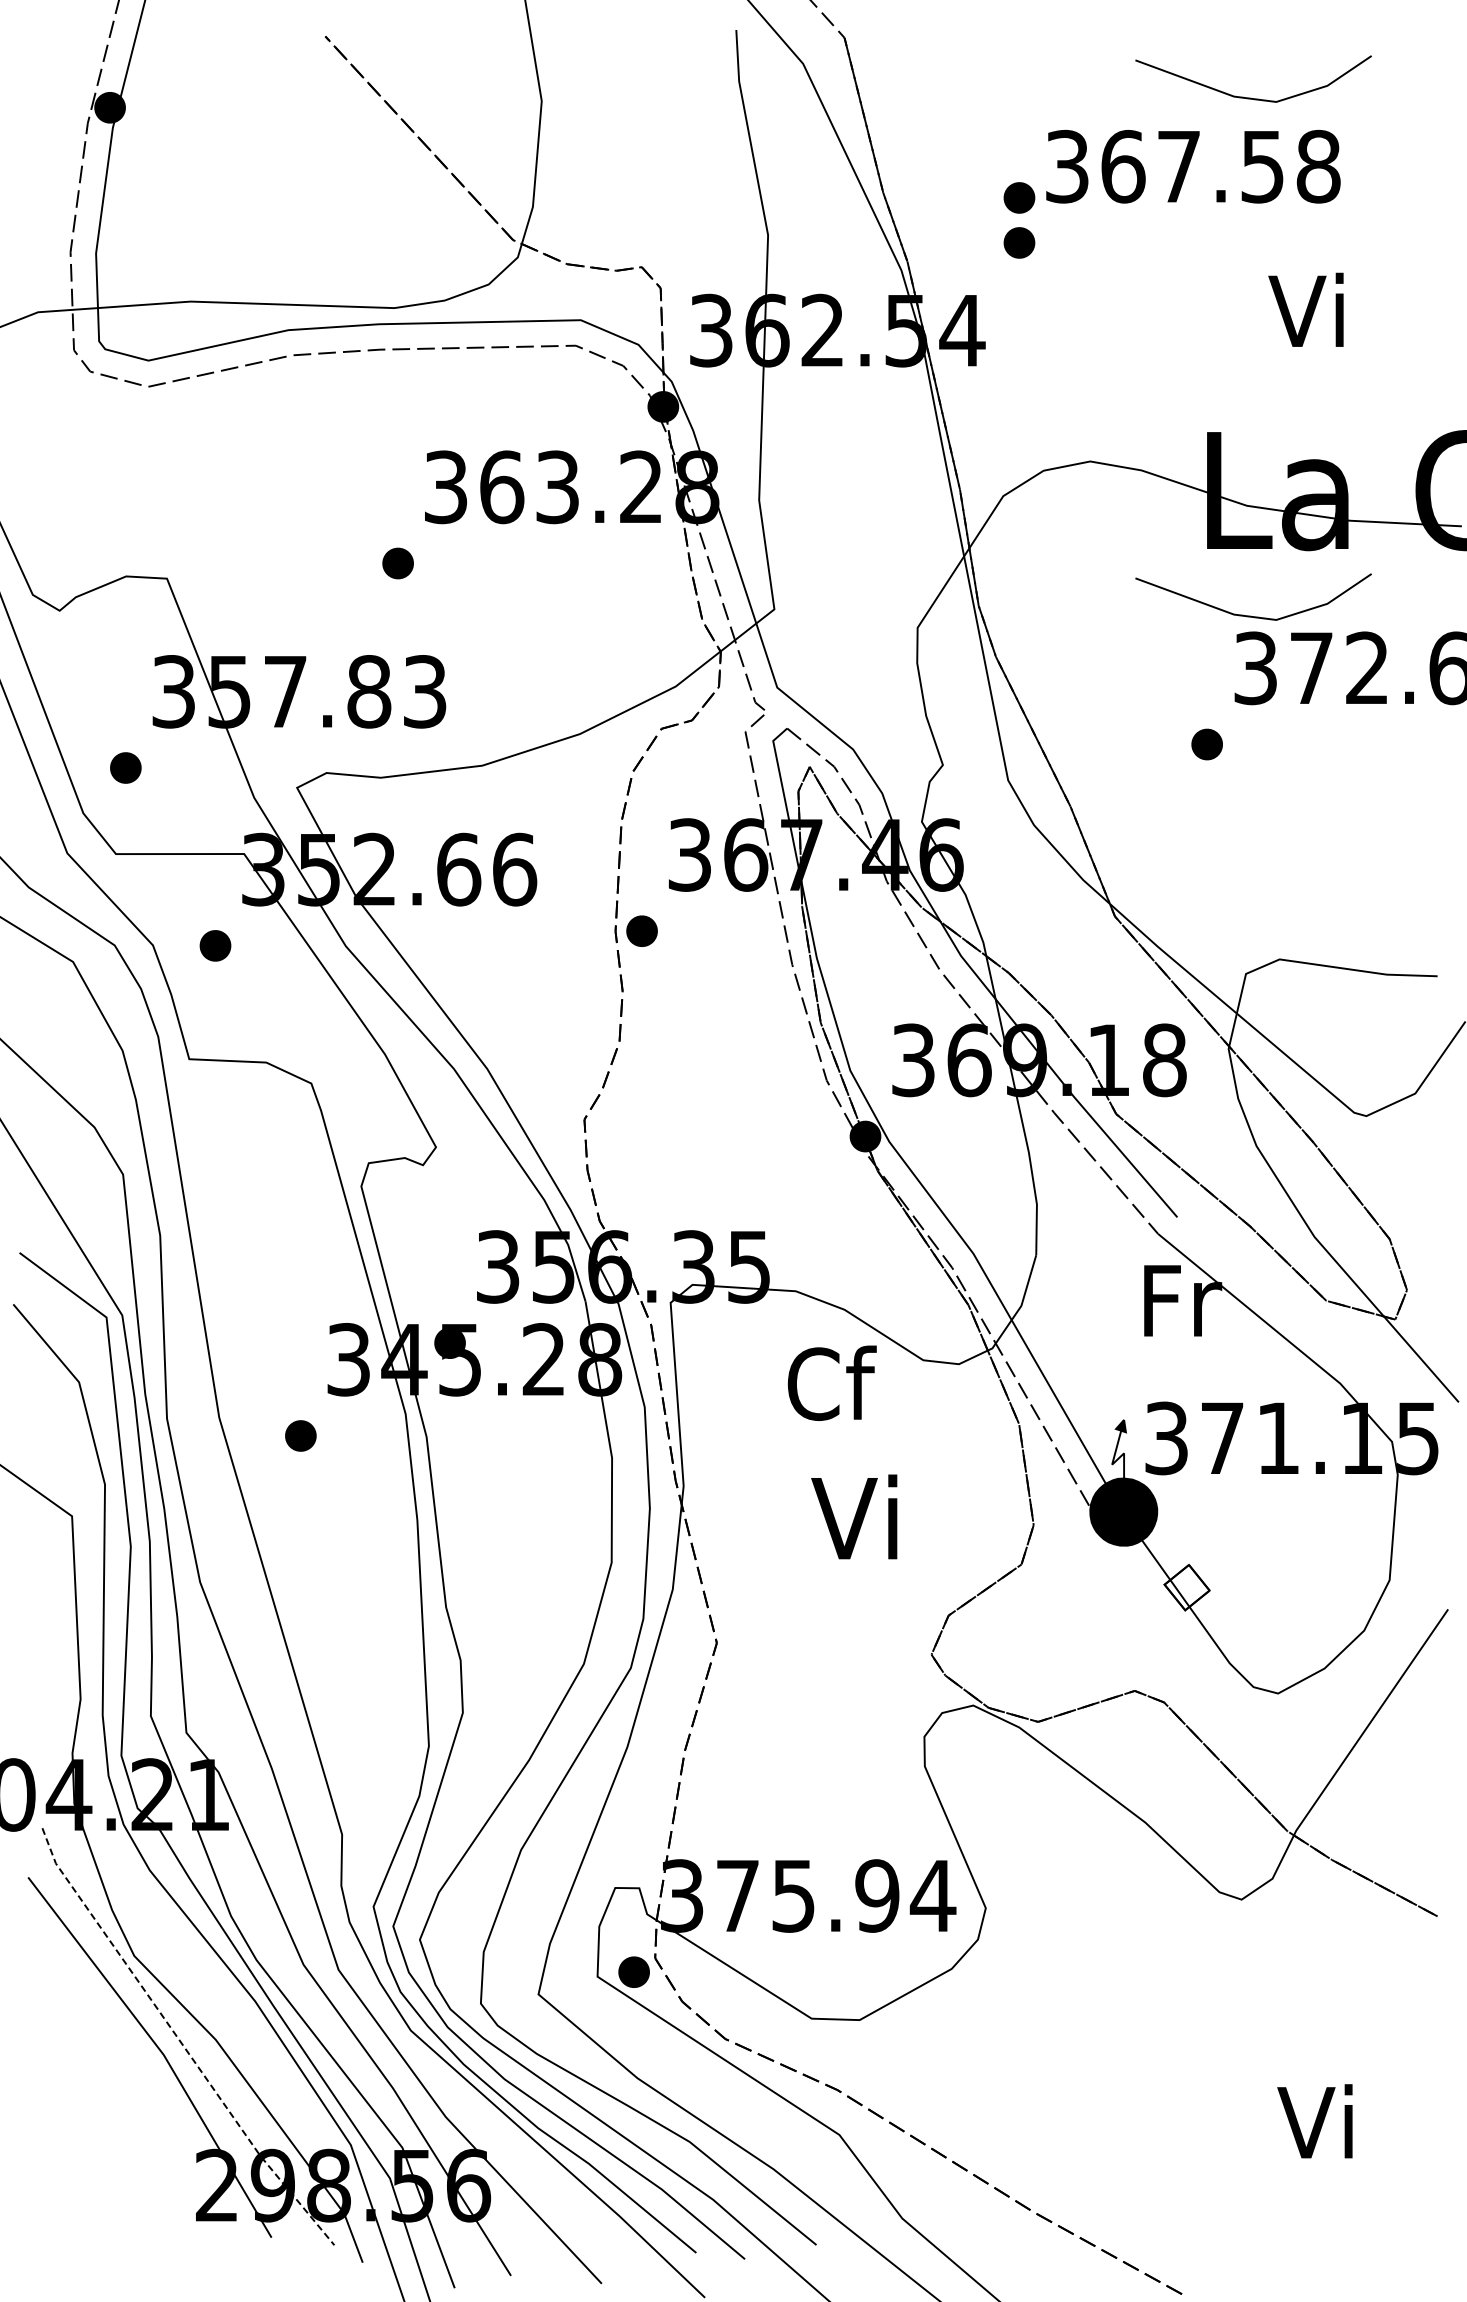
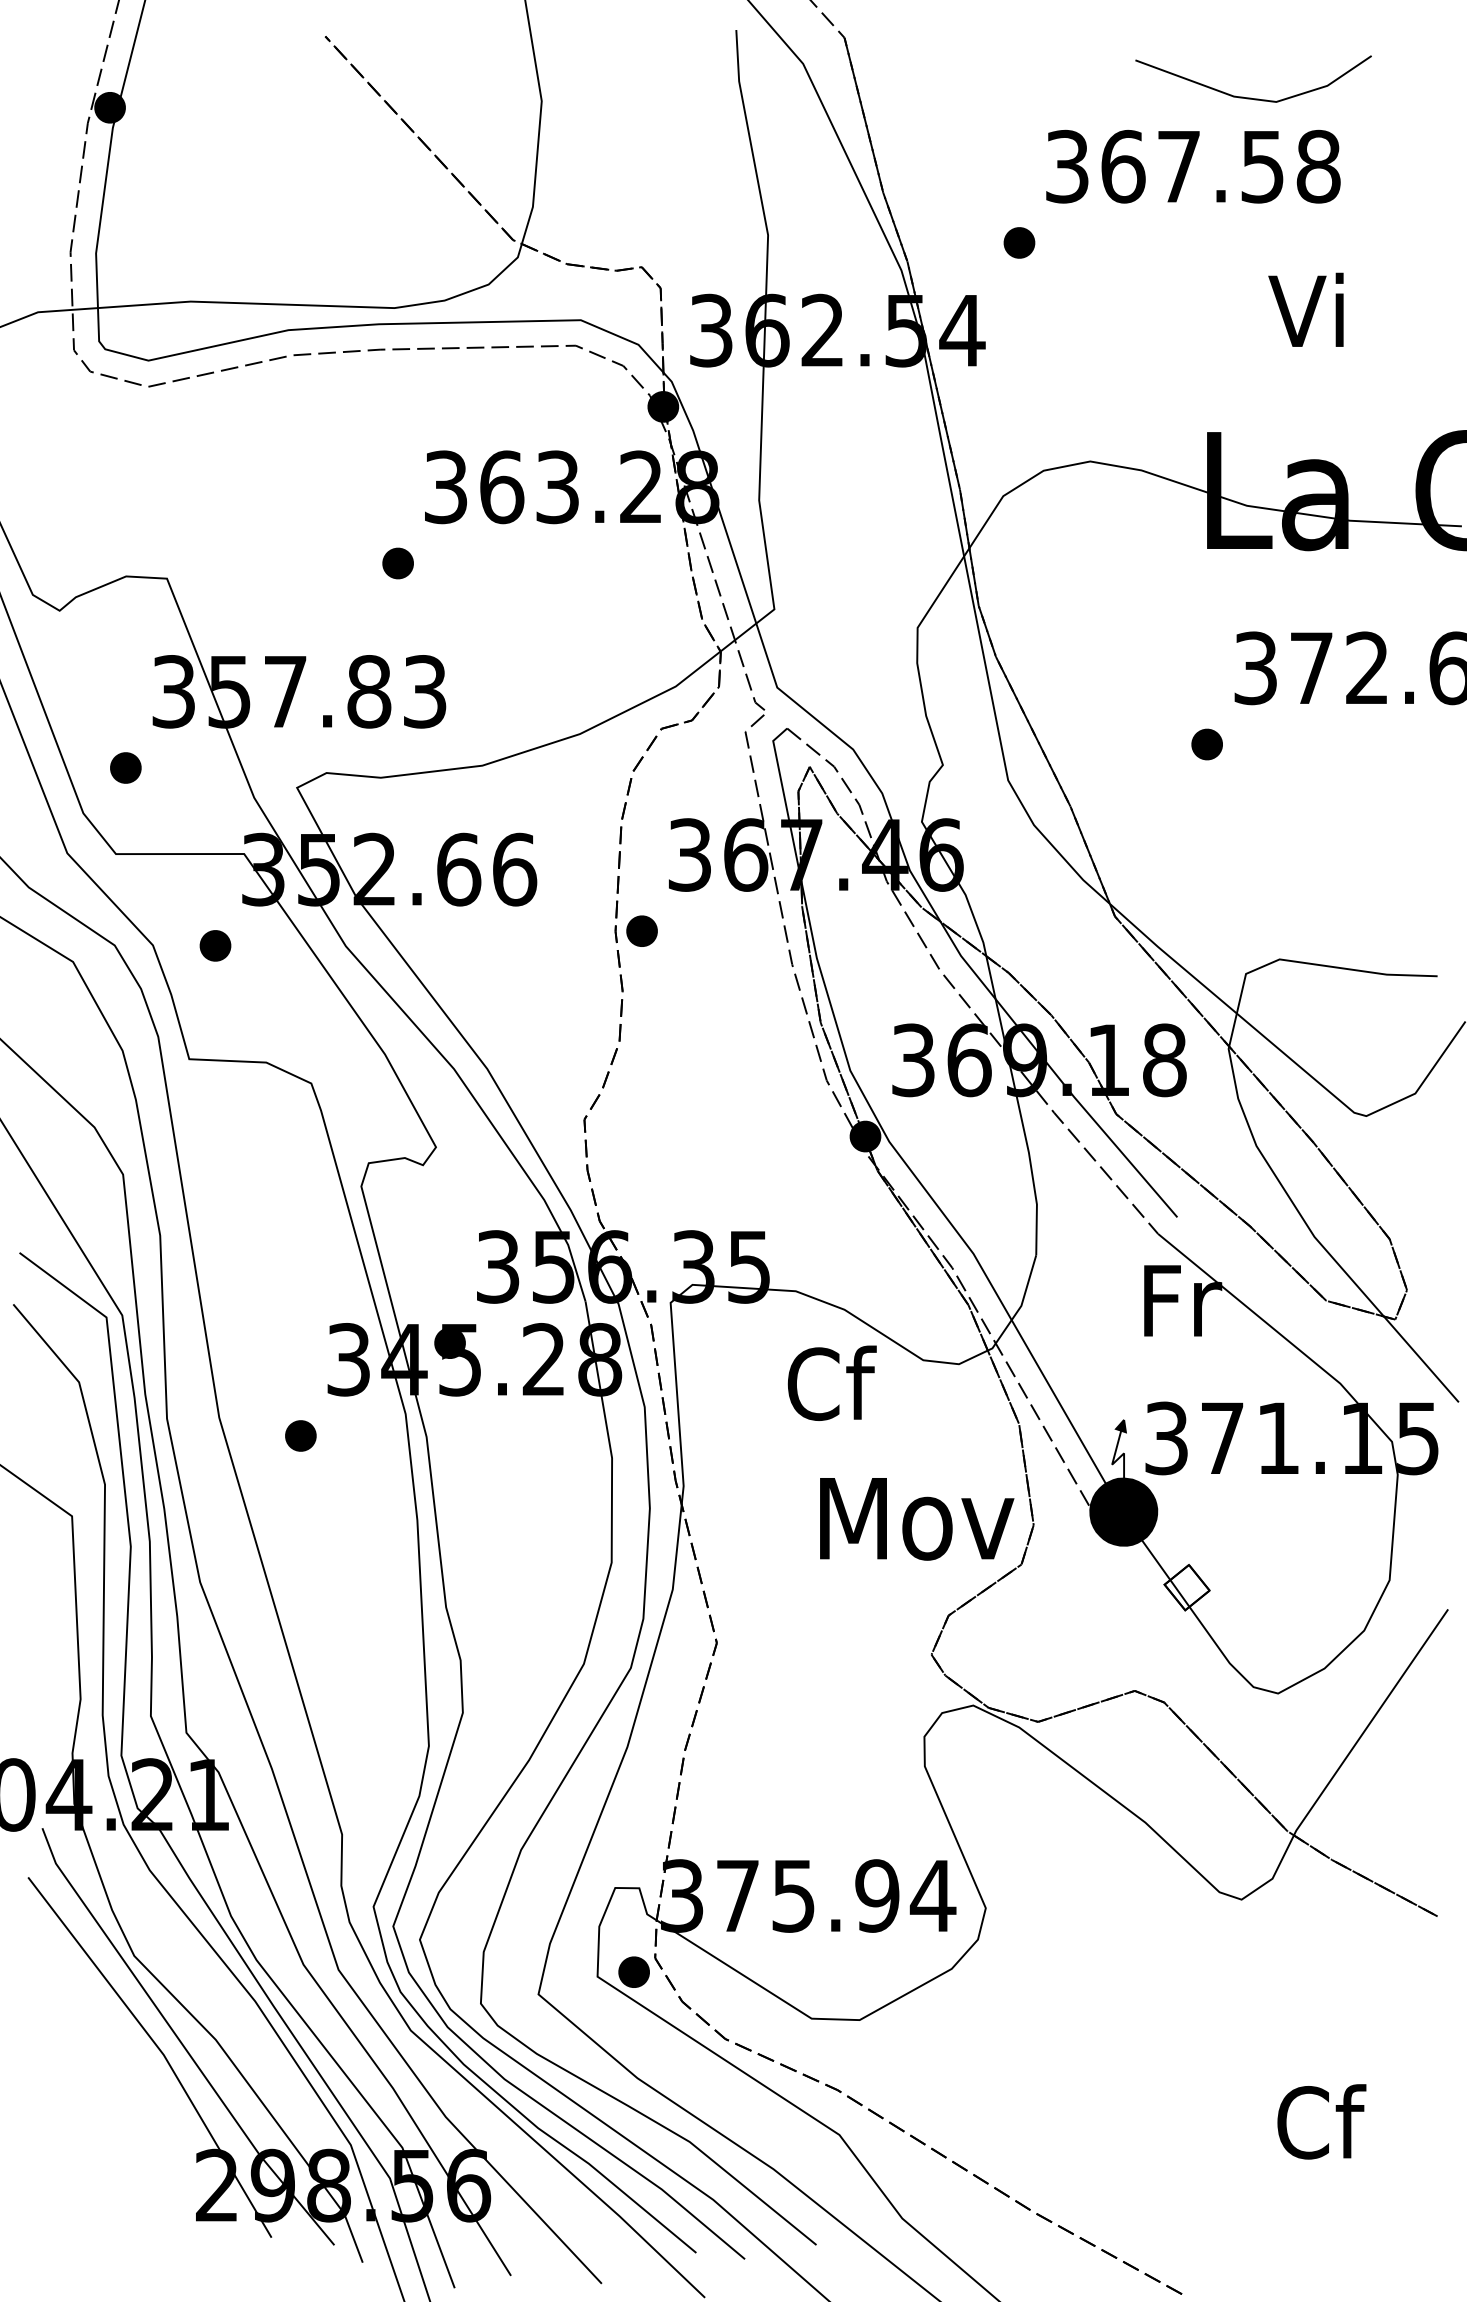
part: present -> none (1019, 197)
line: present -> none (1251, 615)
text: Vi -> Mov (912, 1517)
line: dashed -> solid (180, 2042)
text: Vi -> Cf (1321, 2121)
